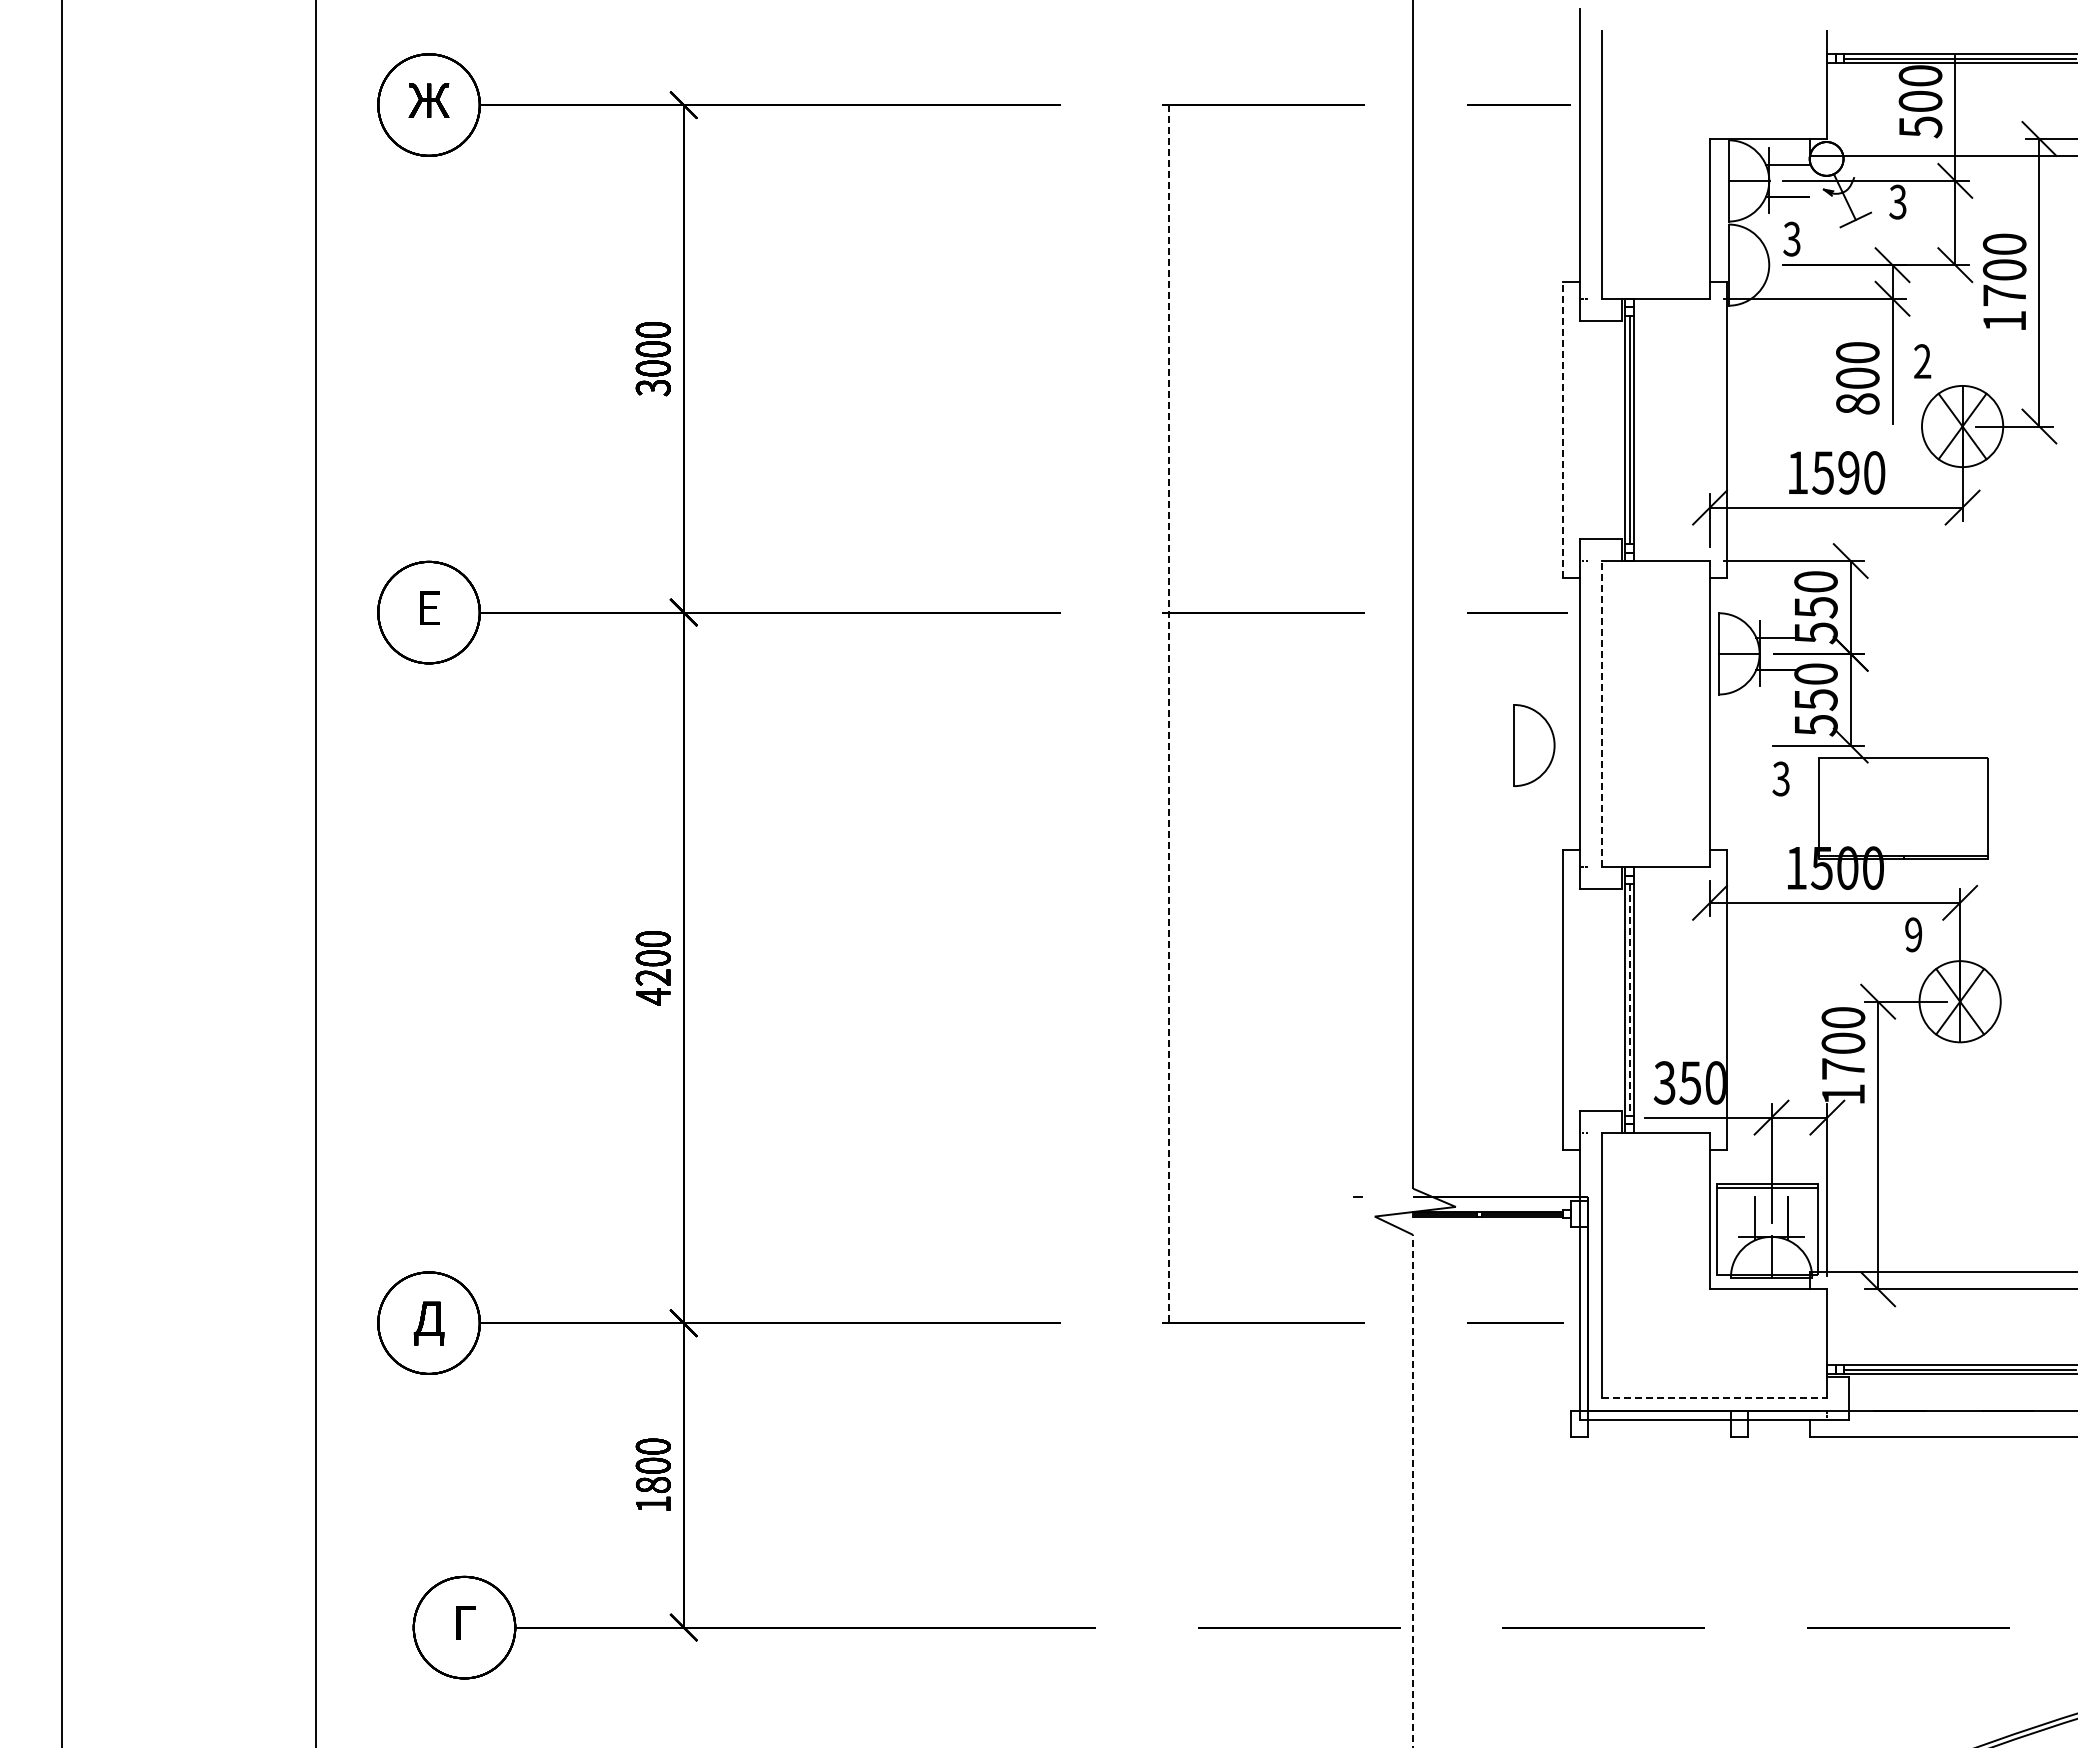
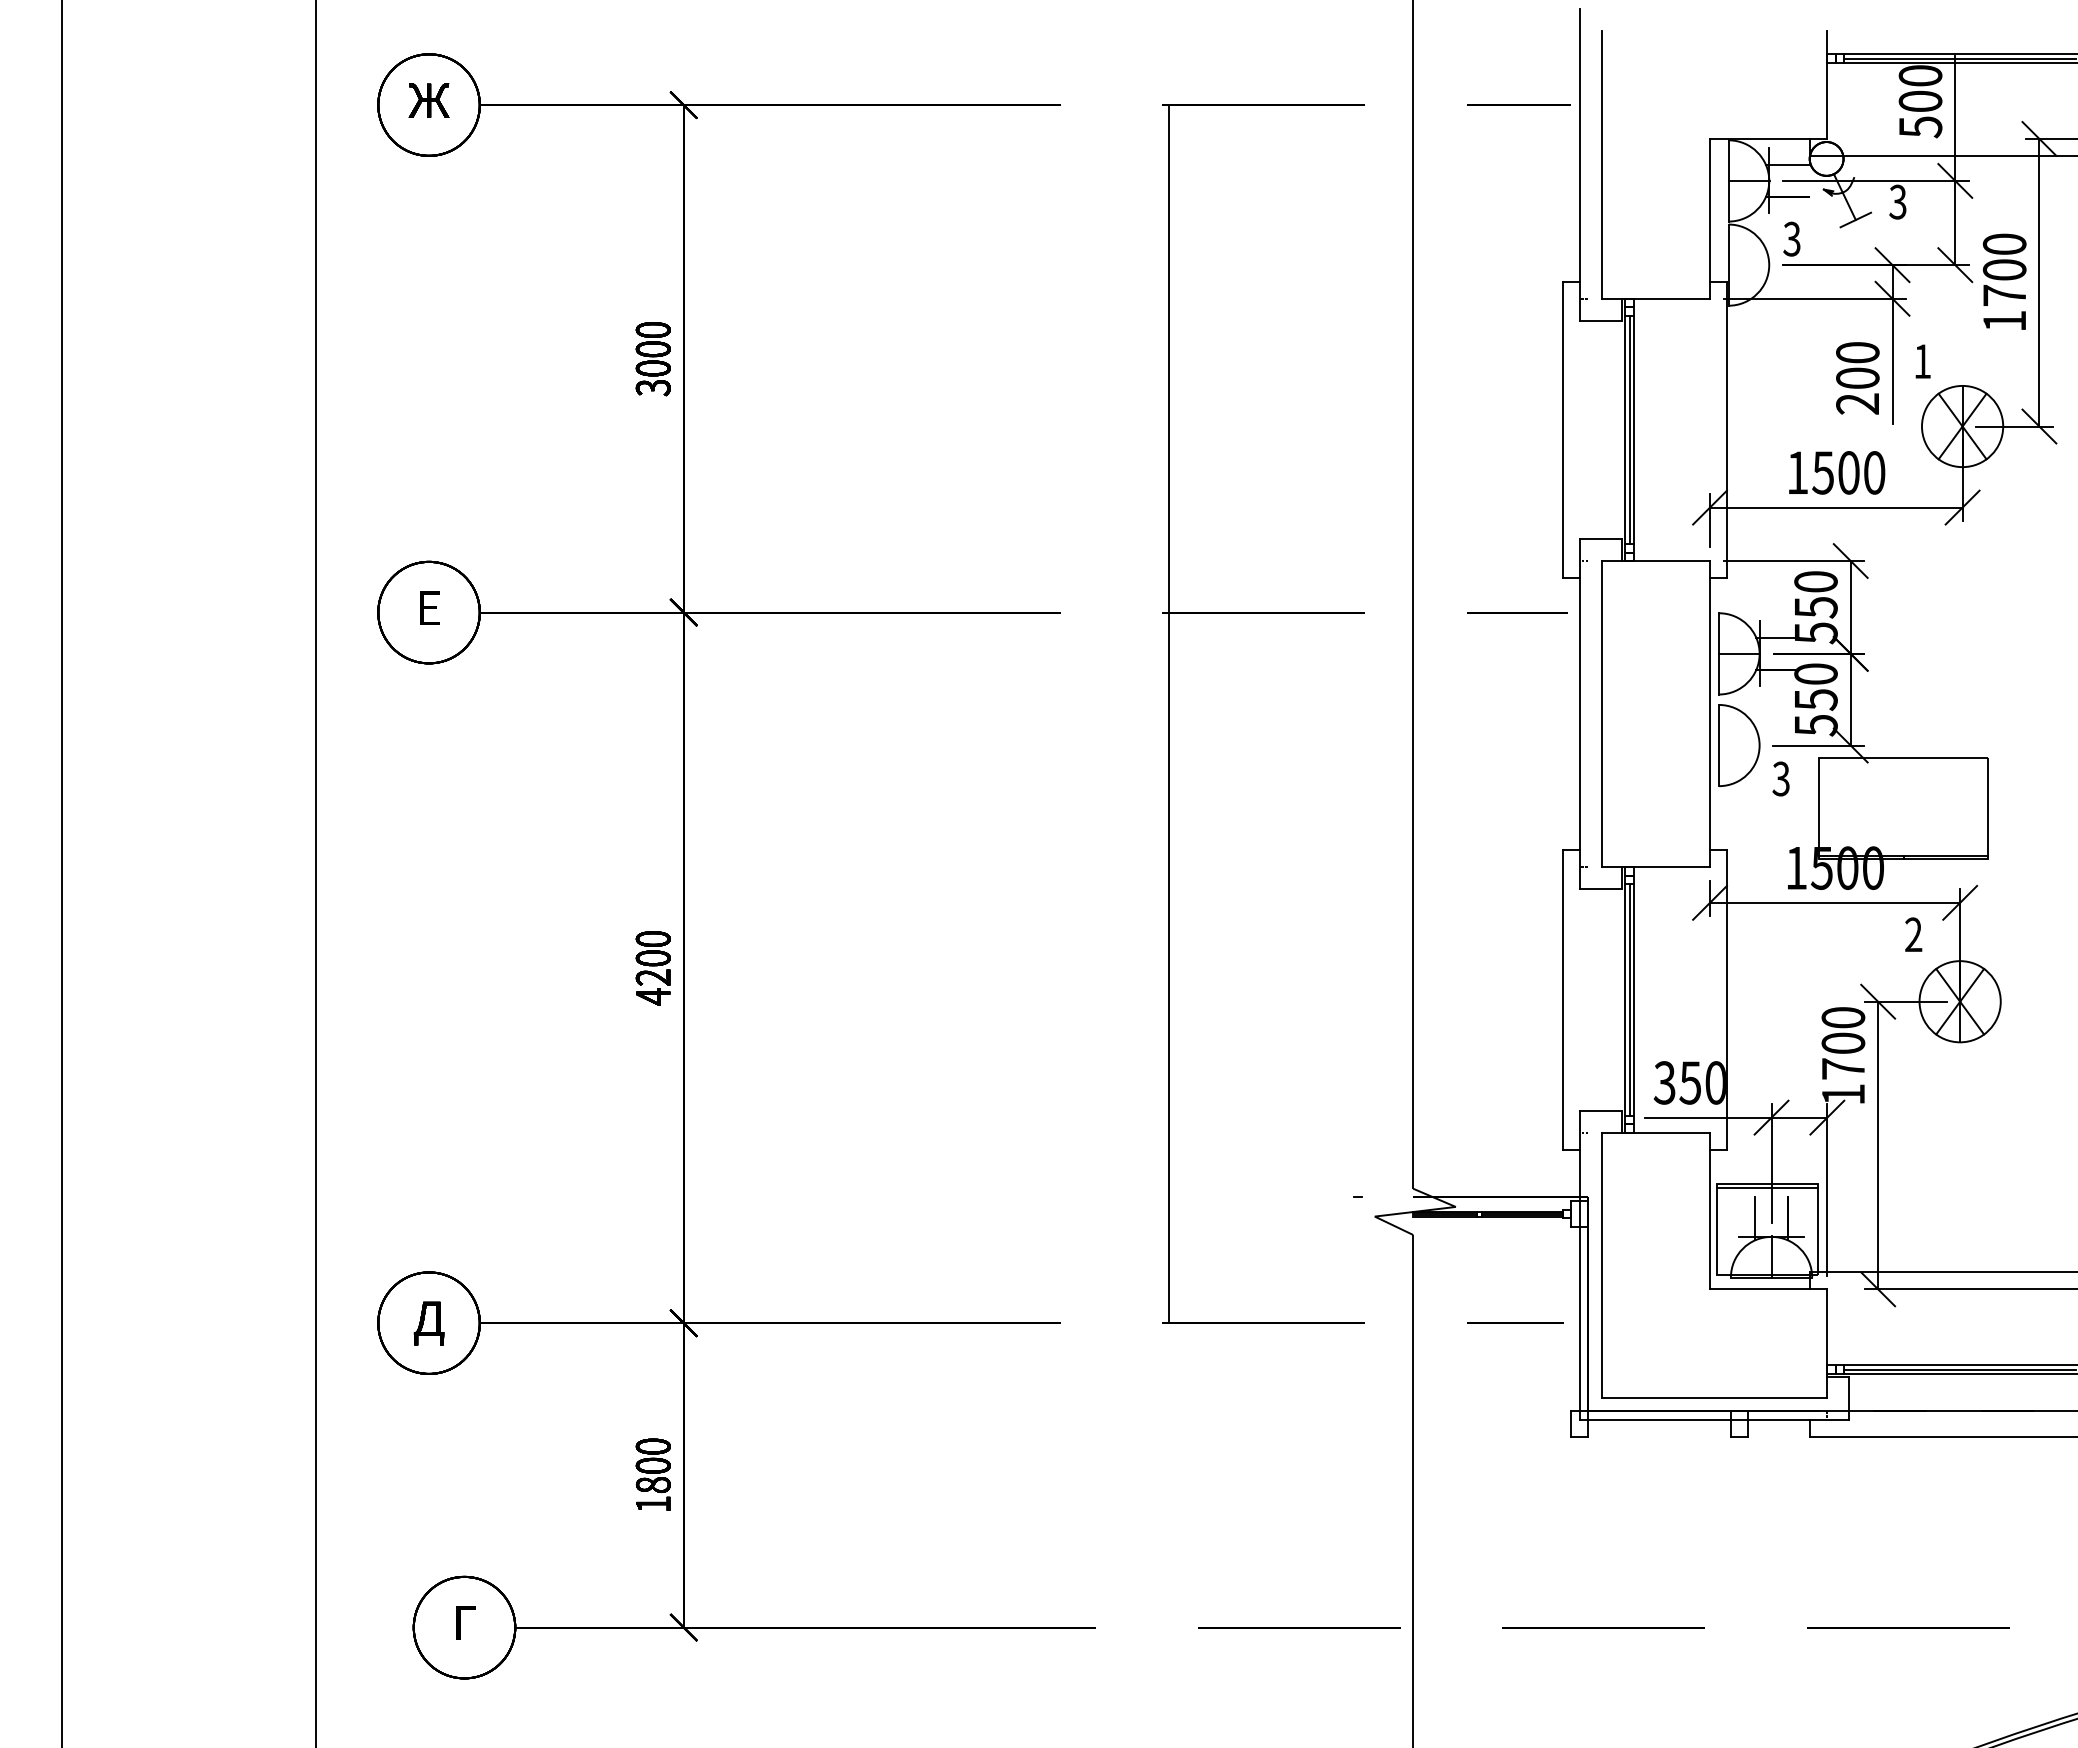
text: 2 -> 1 (1922, 361)
text: 800 -> 200 (1857, 403)
line: dashed -> solid (1562, 429)
text: 1590 -> 1500 (1848, 472)
line: dashed -> solid (1601, 713)
line: dashed -> solid (1168, 714)
part position: (1534, 745) -> (1739, 745) (1739, 745)
text: 9 -> 2 (1913, 935)
line: dashed -> solid (1629, 1000)
line: dashed -> solid (1714, 1397)
line: dashed -> solid (1413, 1490)
